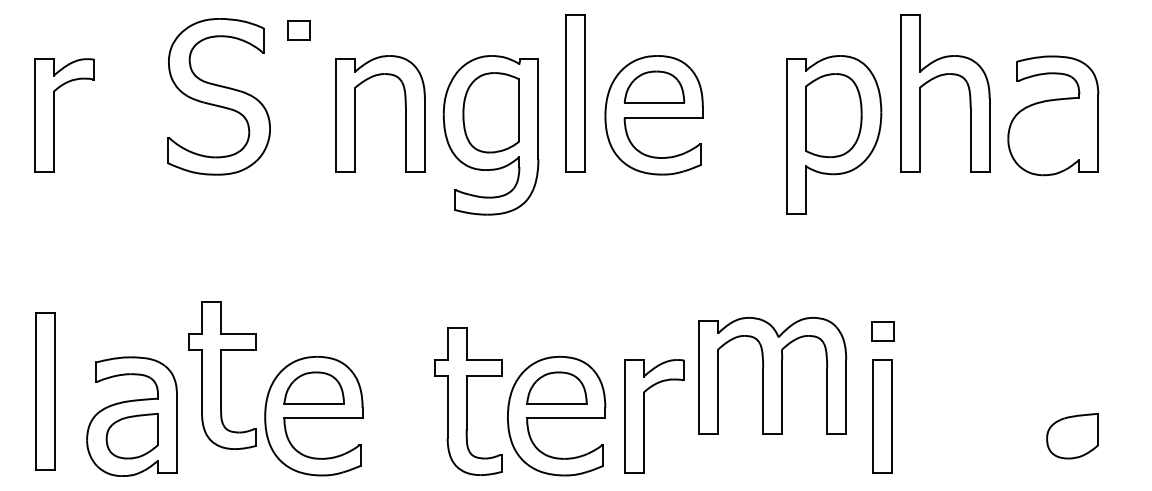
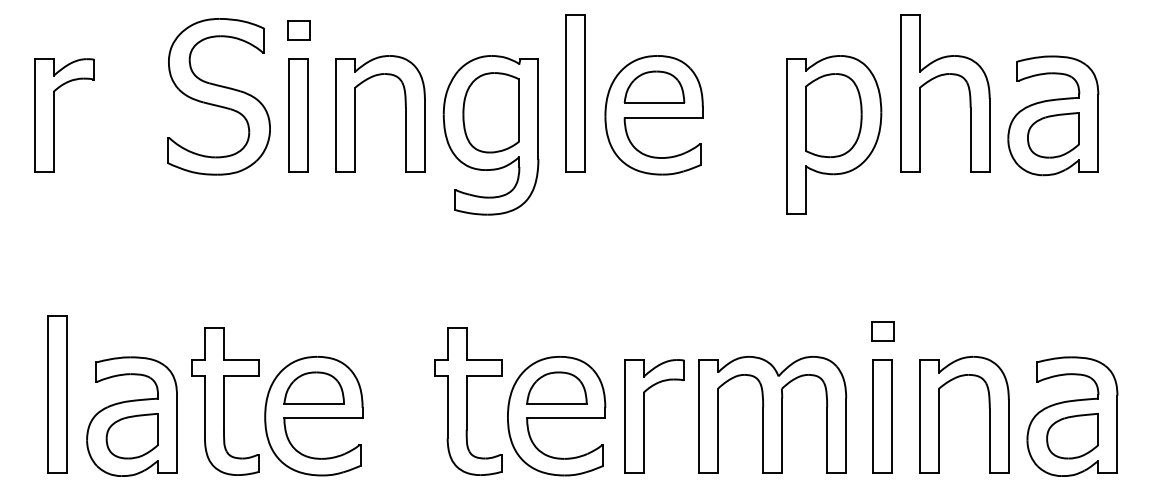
part: none -> present (298, 115)
part: none -> present (1053, 135)
part position: (222, 375) -> (225, 401) (225, 401)
part position: (772, 375) -> (772, 414) (772, 414)
part position: (45, 391) -> (57, 394) (57, 394)
part: none -> present (988, 407)
part: none -> present (1072, 416)
